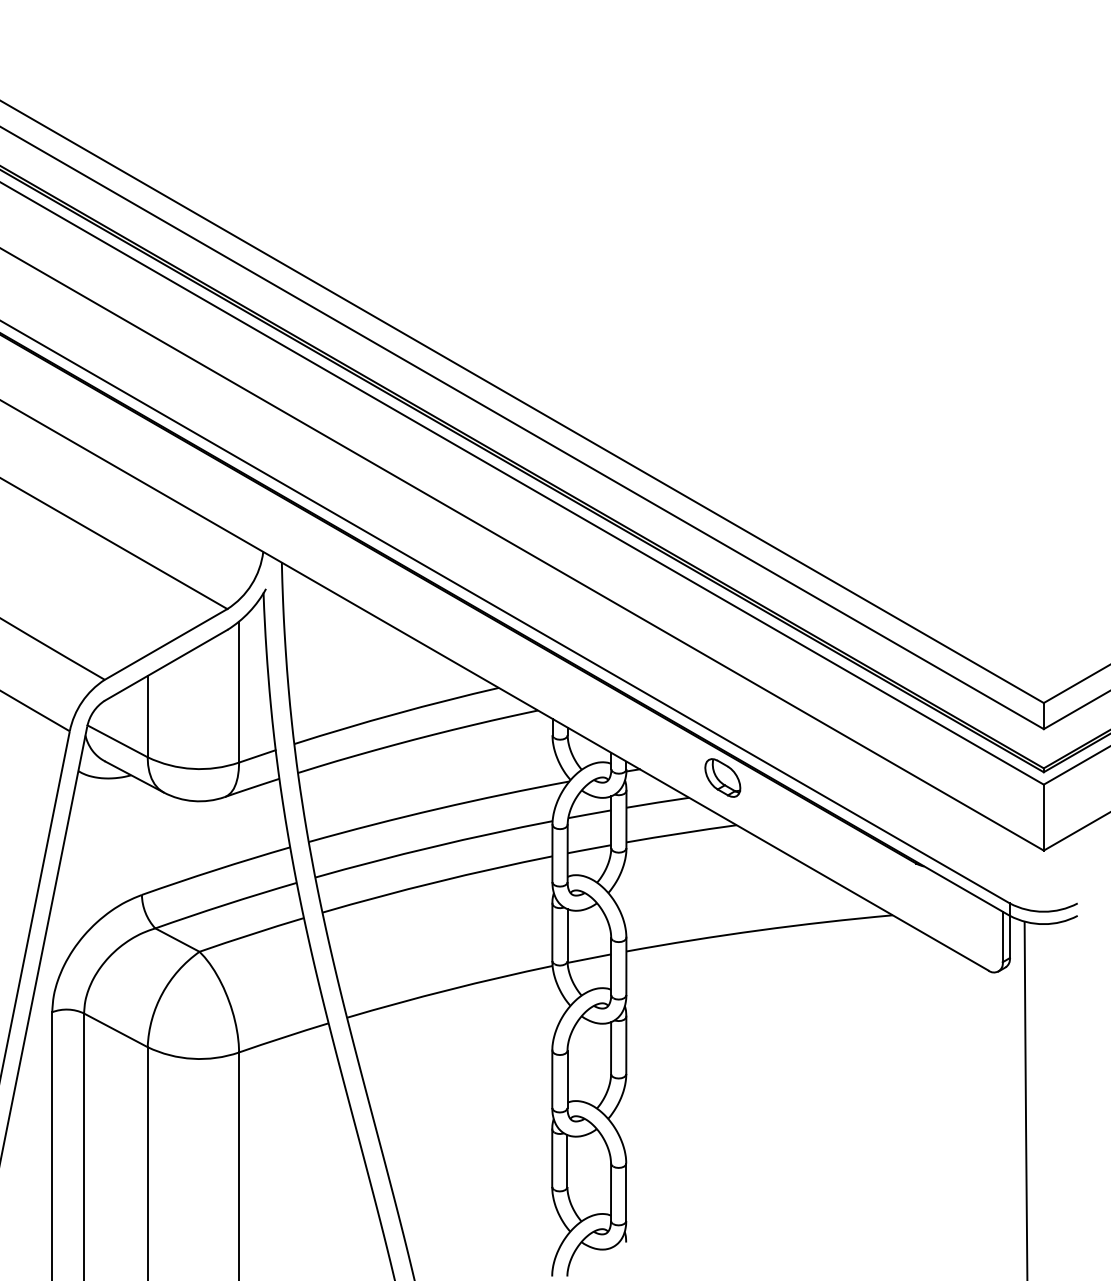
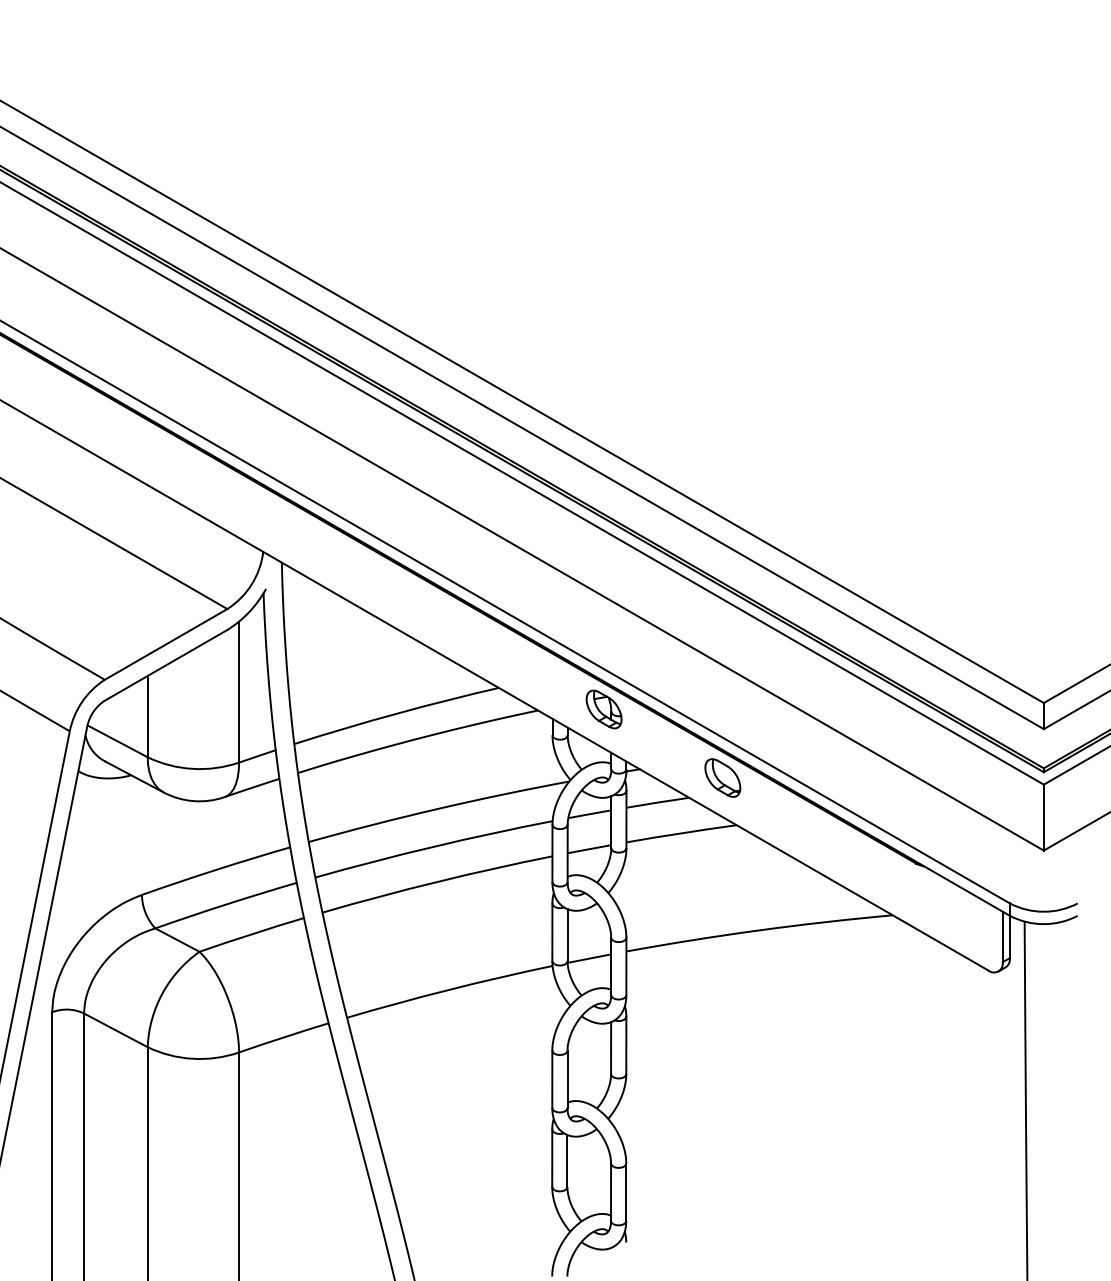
part: none -> present (603, 709)
